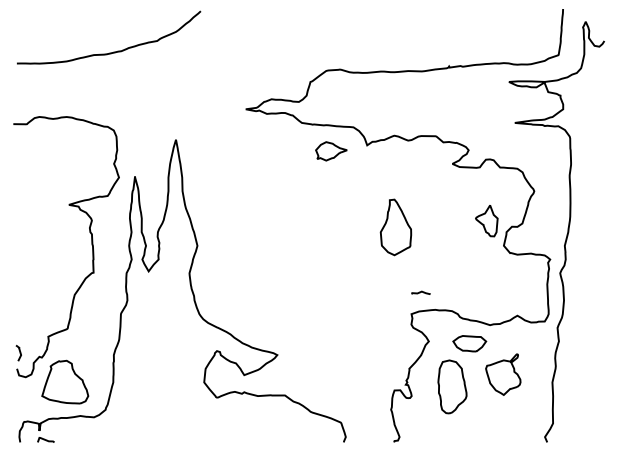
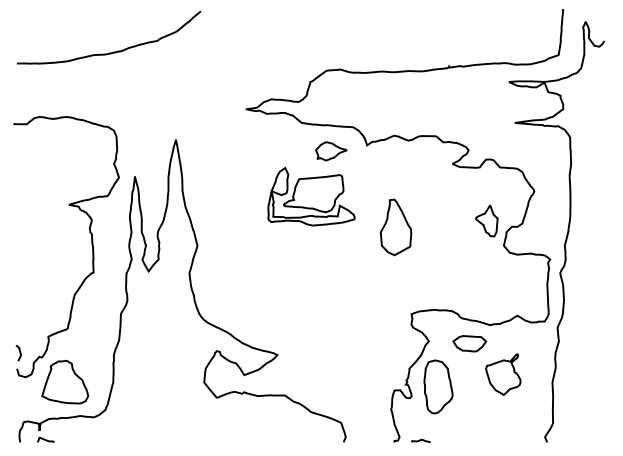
part: none -> present (311, 196)
curve position: (420, 292) -> (420, 440) (420, 440)
part position: (452, 386) -> (438, 386) (438, 386)
